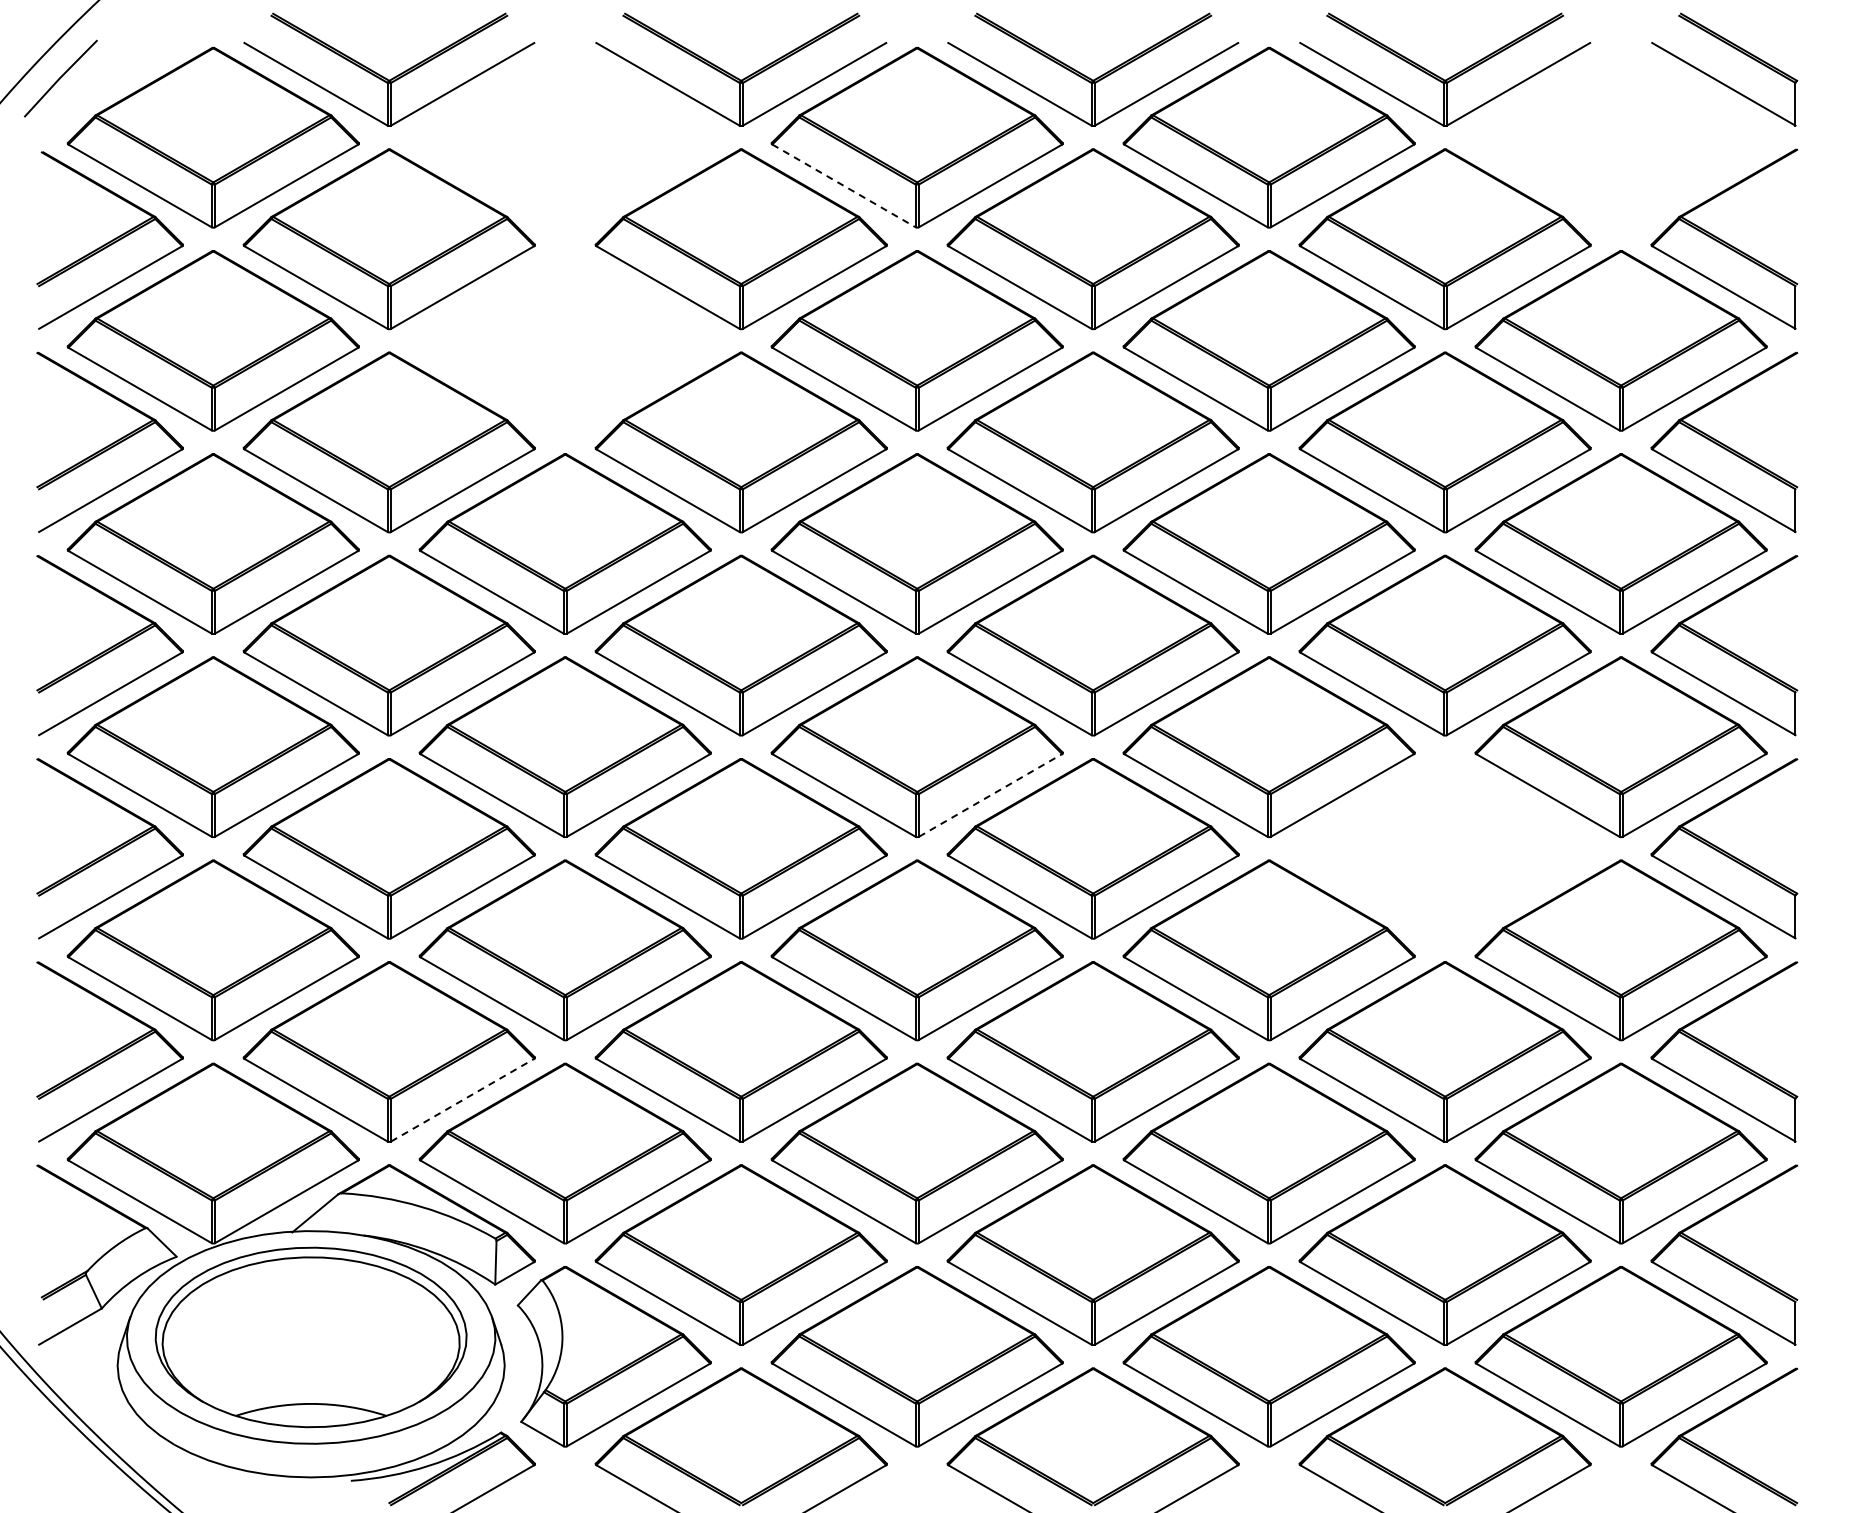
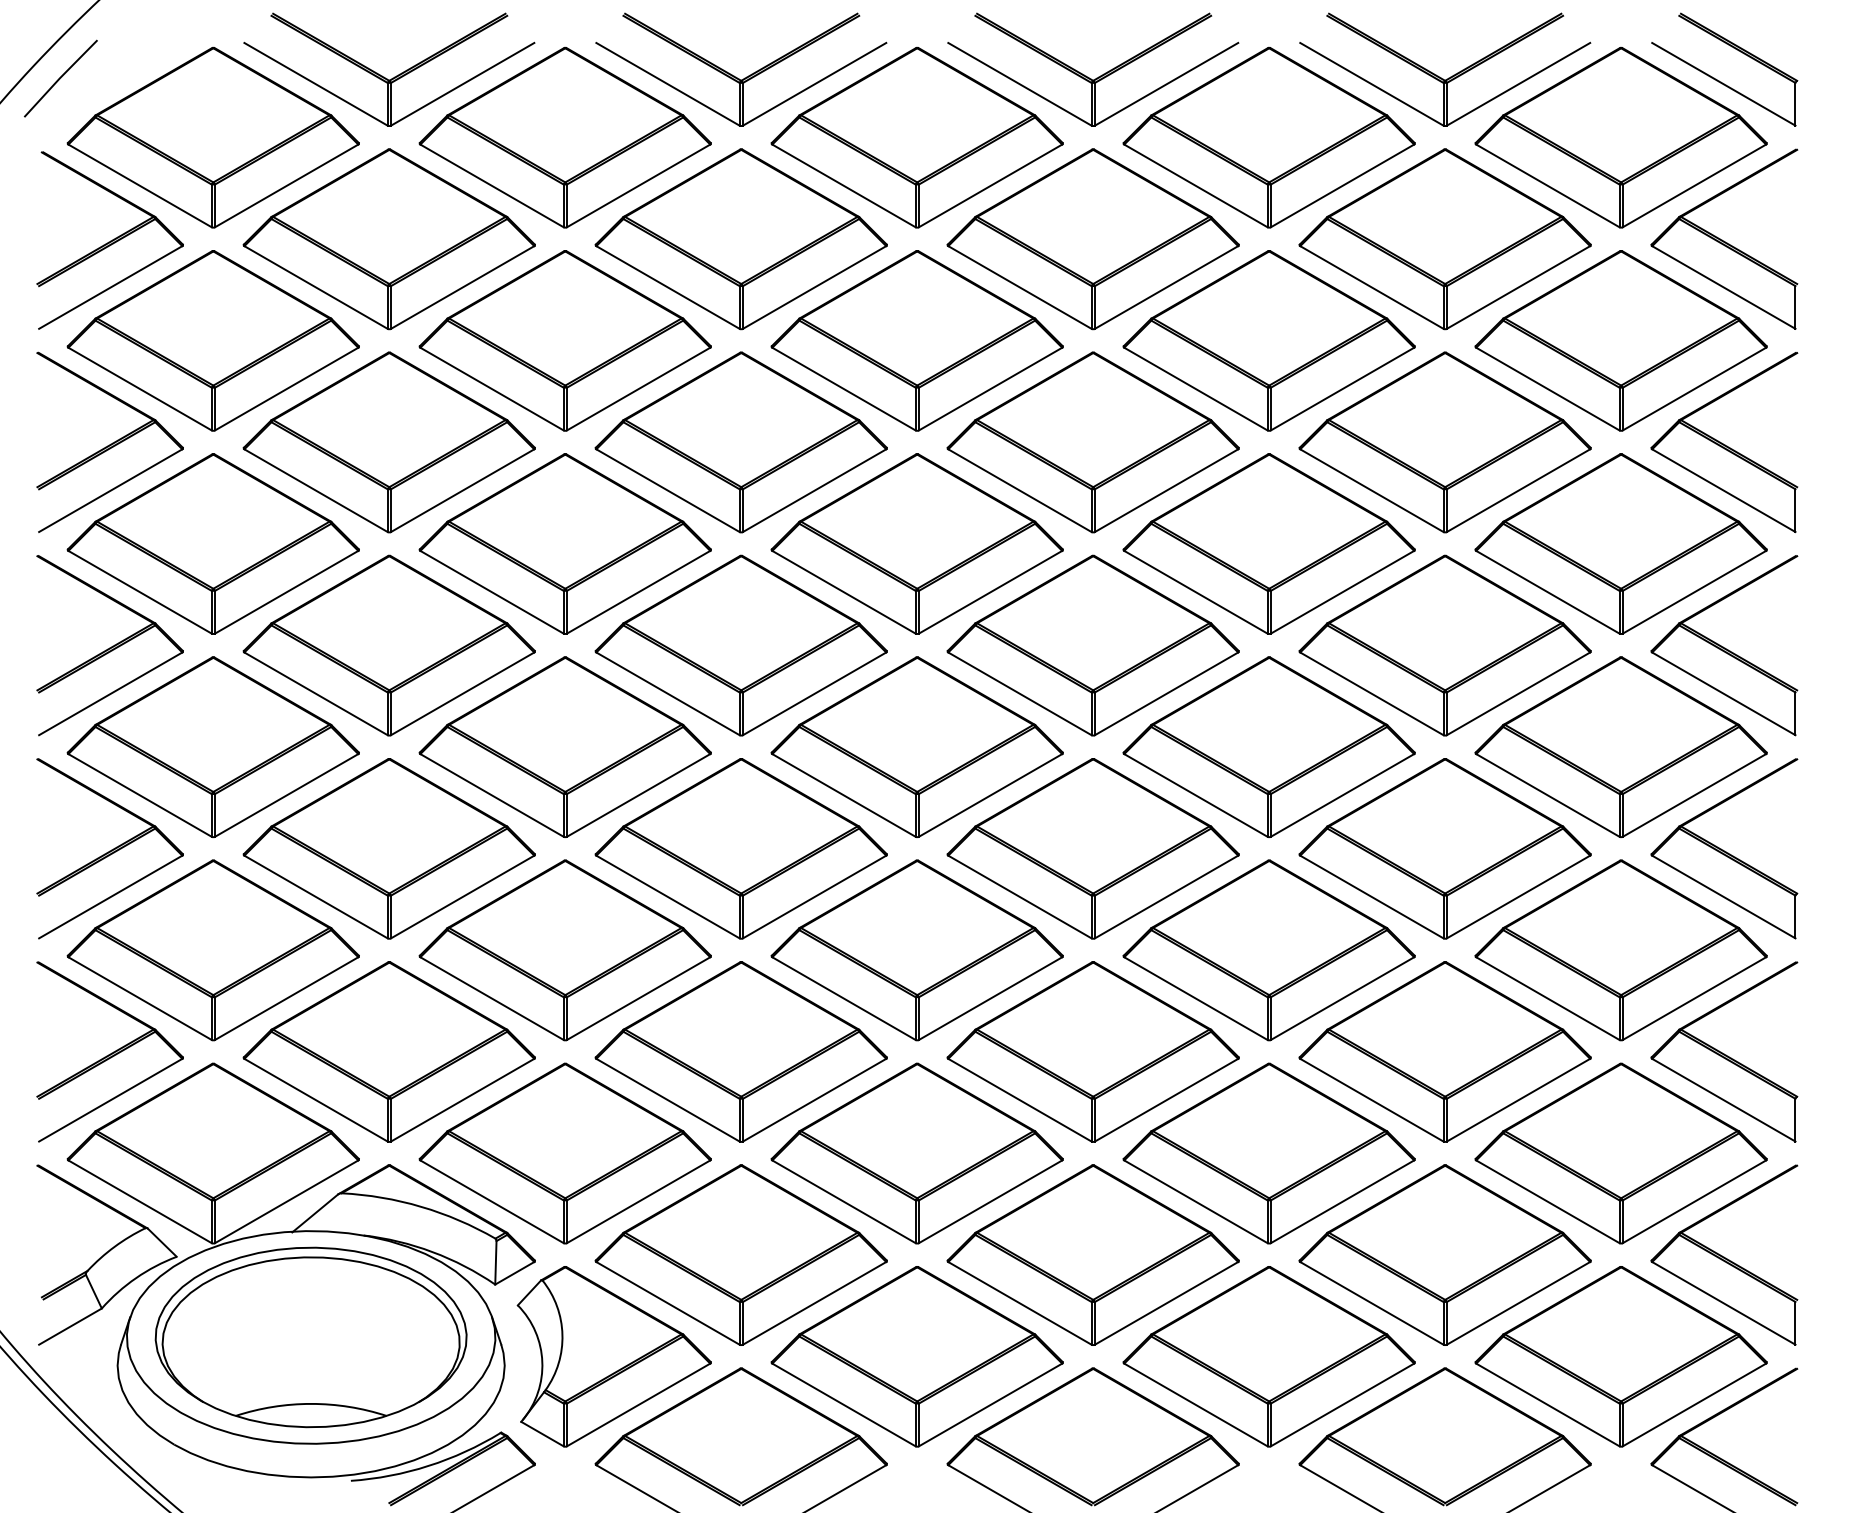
part: none -> present (564, 137)
part: none -> present (1620, 137)
line: dashed -> solid (843, 185)
part: none -> present (564, 340)
line: dashed -> solid (990, 795)
part: none -> present (1444, 848)
line: dashed -> solid (462, 1100)
